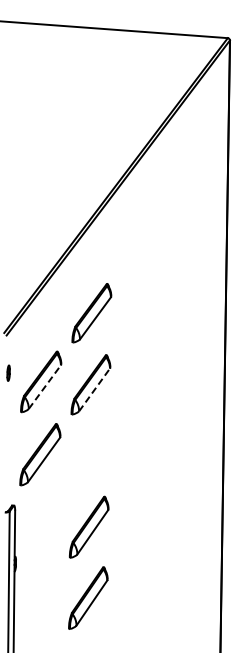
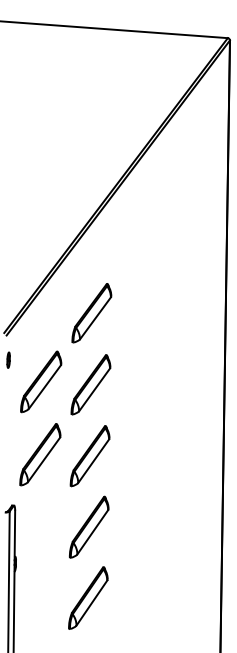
part position: (8, 372) -> (8, 359) (8, 359)
line: dashed -> solid (45, 386)
line: dashed -> solid (94, 389)
part: none -> present (89, 456)
